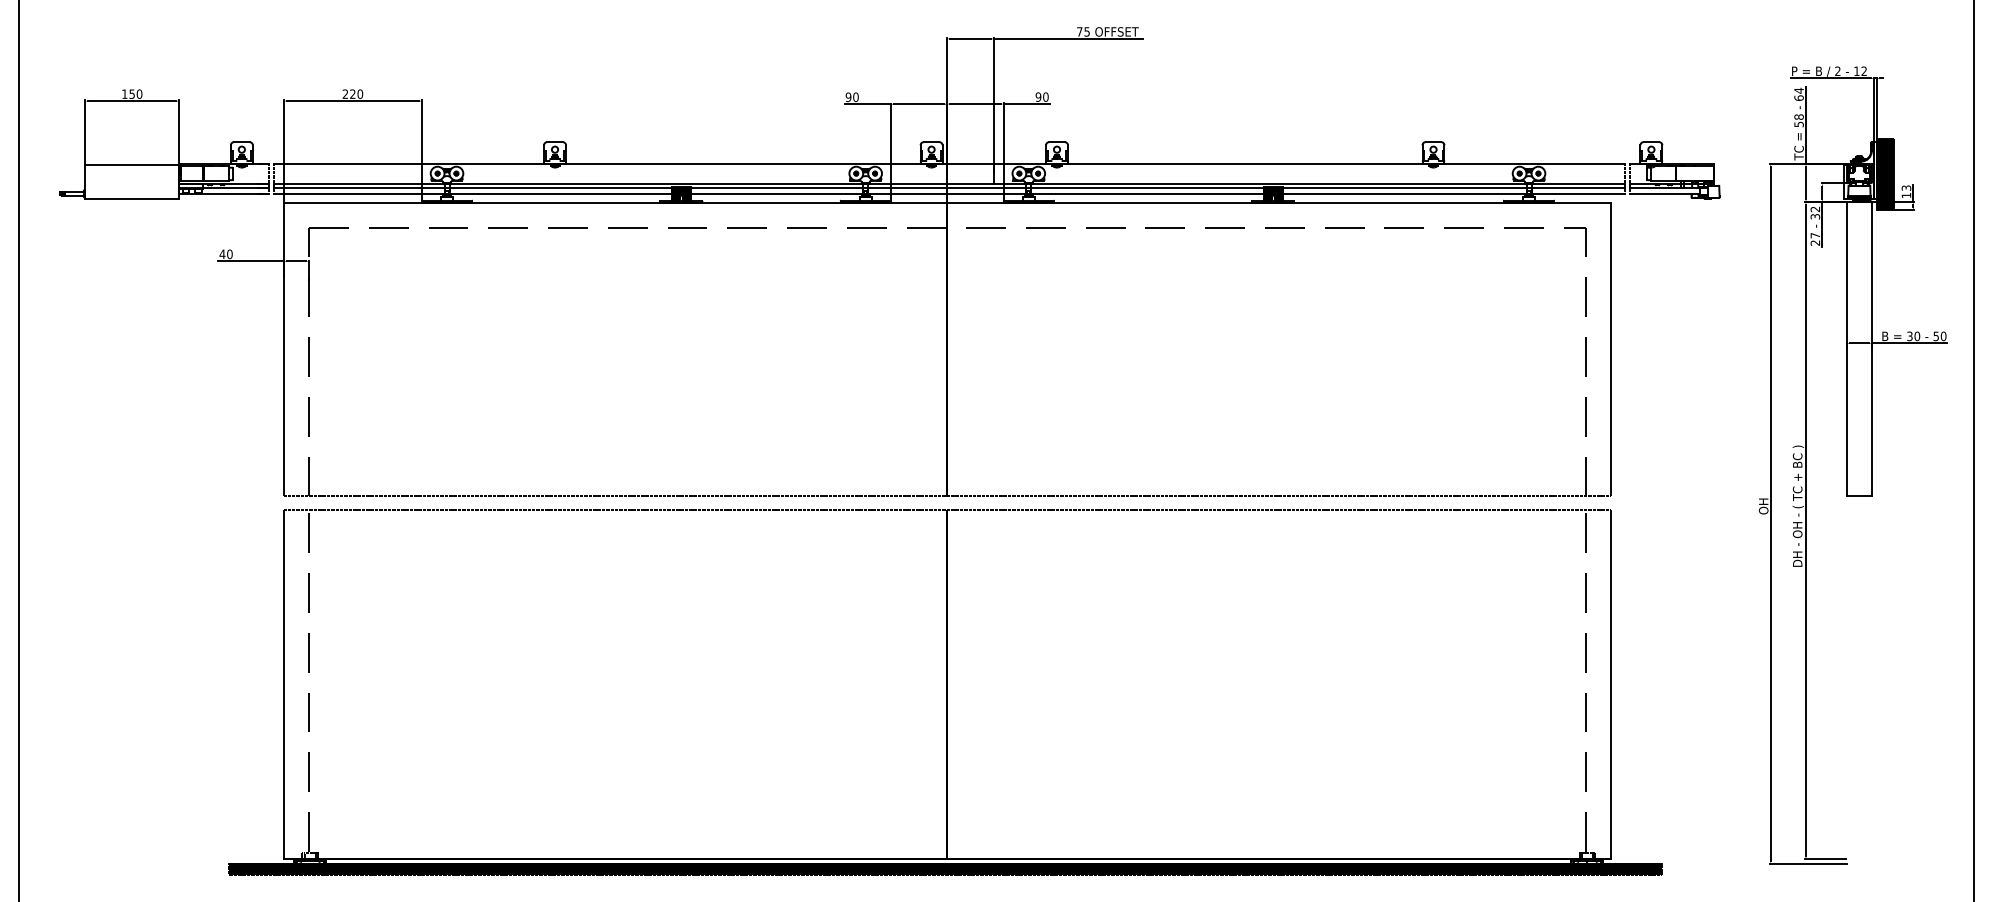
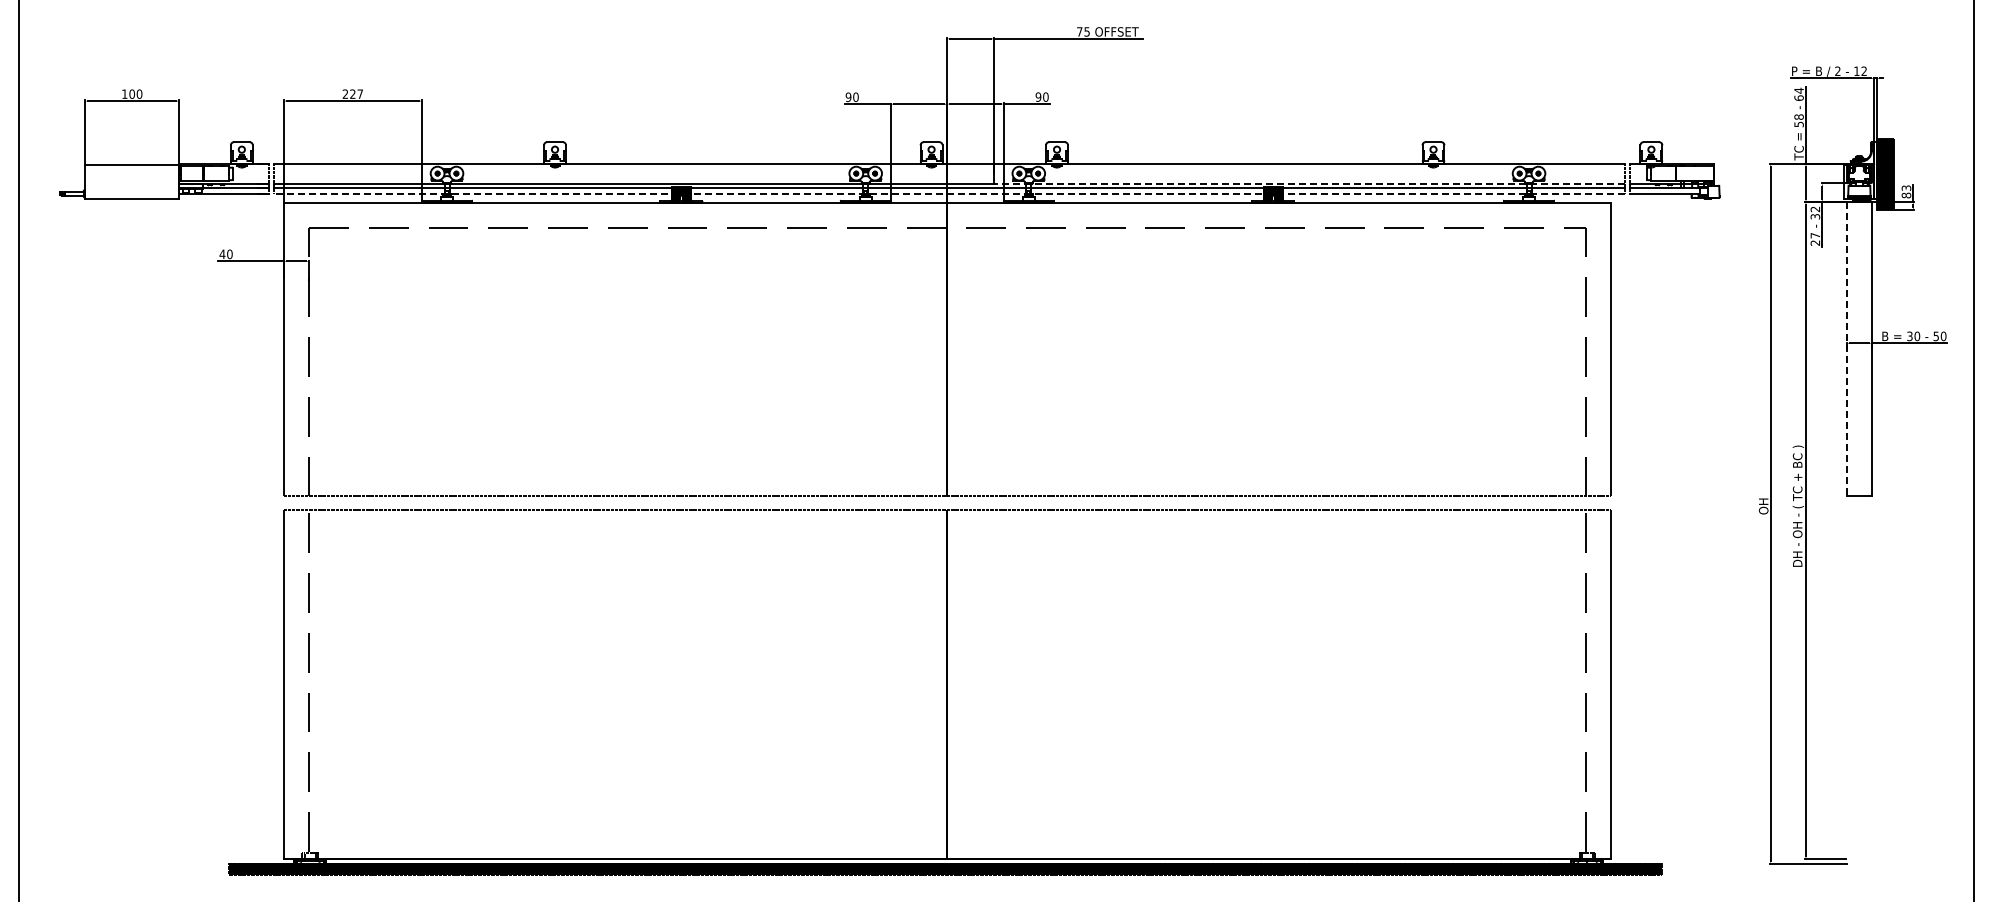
text: 150 -> 100 (132, 93)
text: 220 -> 227 (360, 93)
line: solid -> dashed (1309, 183)
line: solid -> dashed (949, 194)
text: 13 -> 83 (1906, 195)
line: solid -> dashed (1846, 349)
